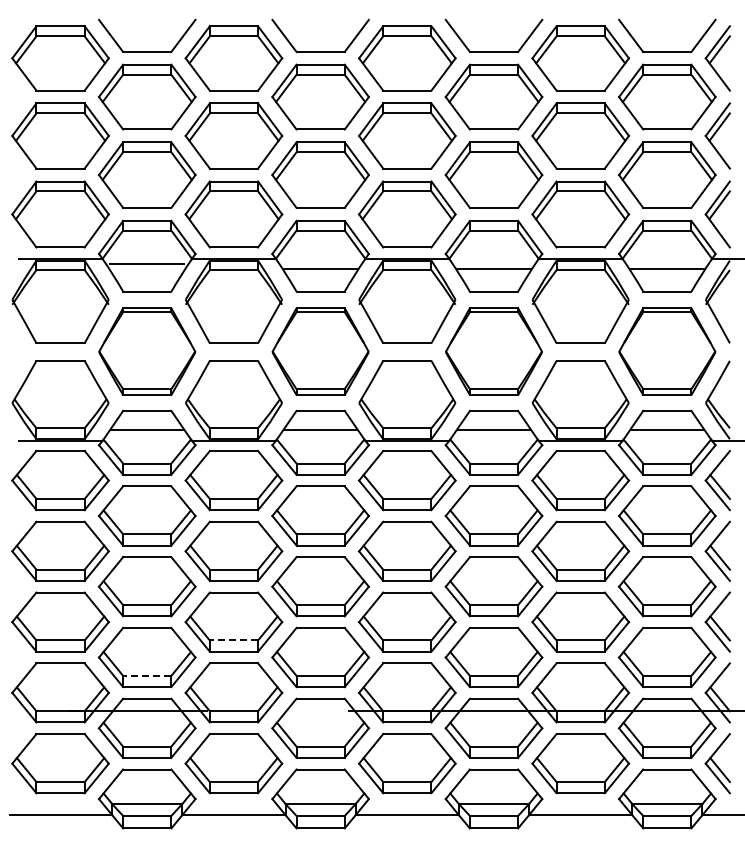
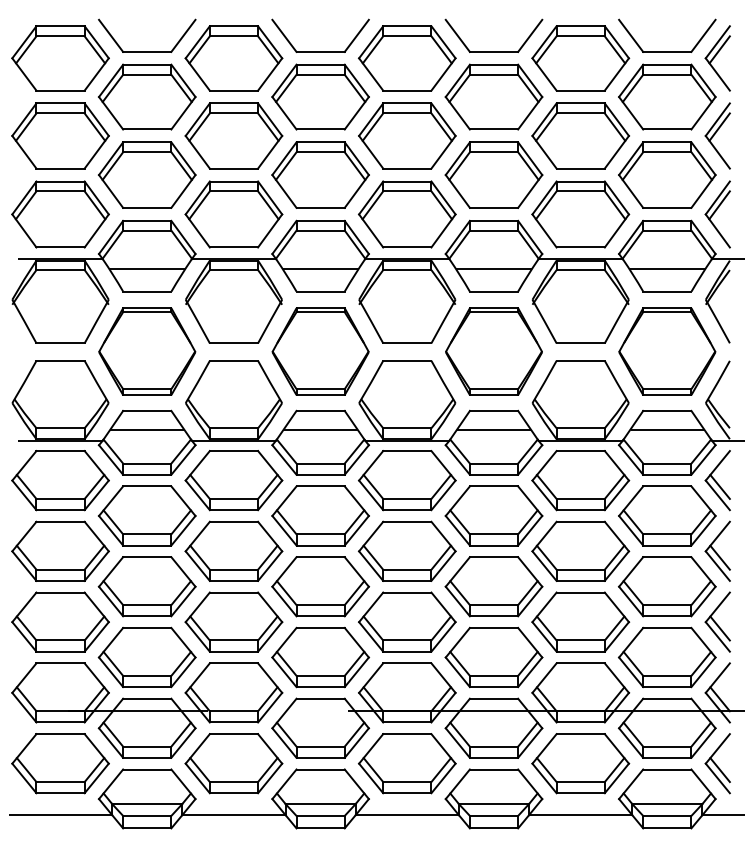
line position: (147, 263) -> (147, 268) (147, 268)
line: dashed -> solid (233, 640)
line: dashed -> solid (146, 675)
